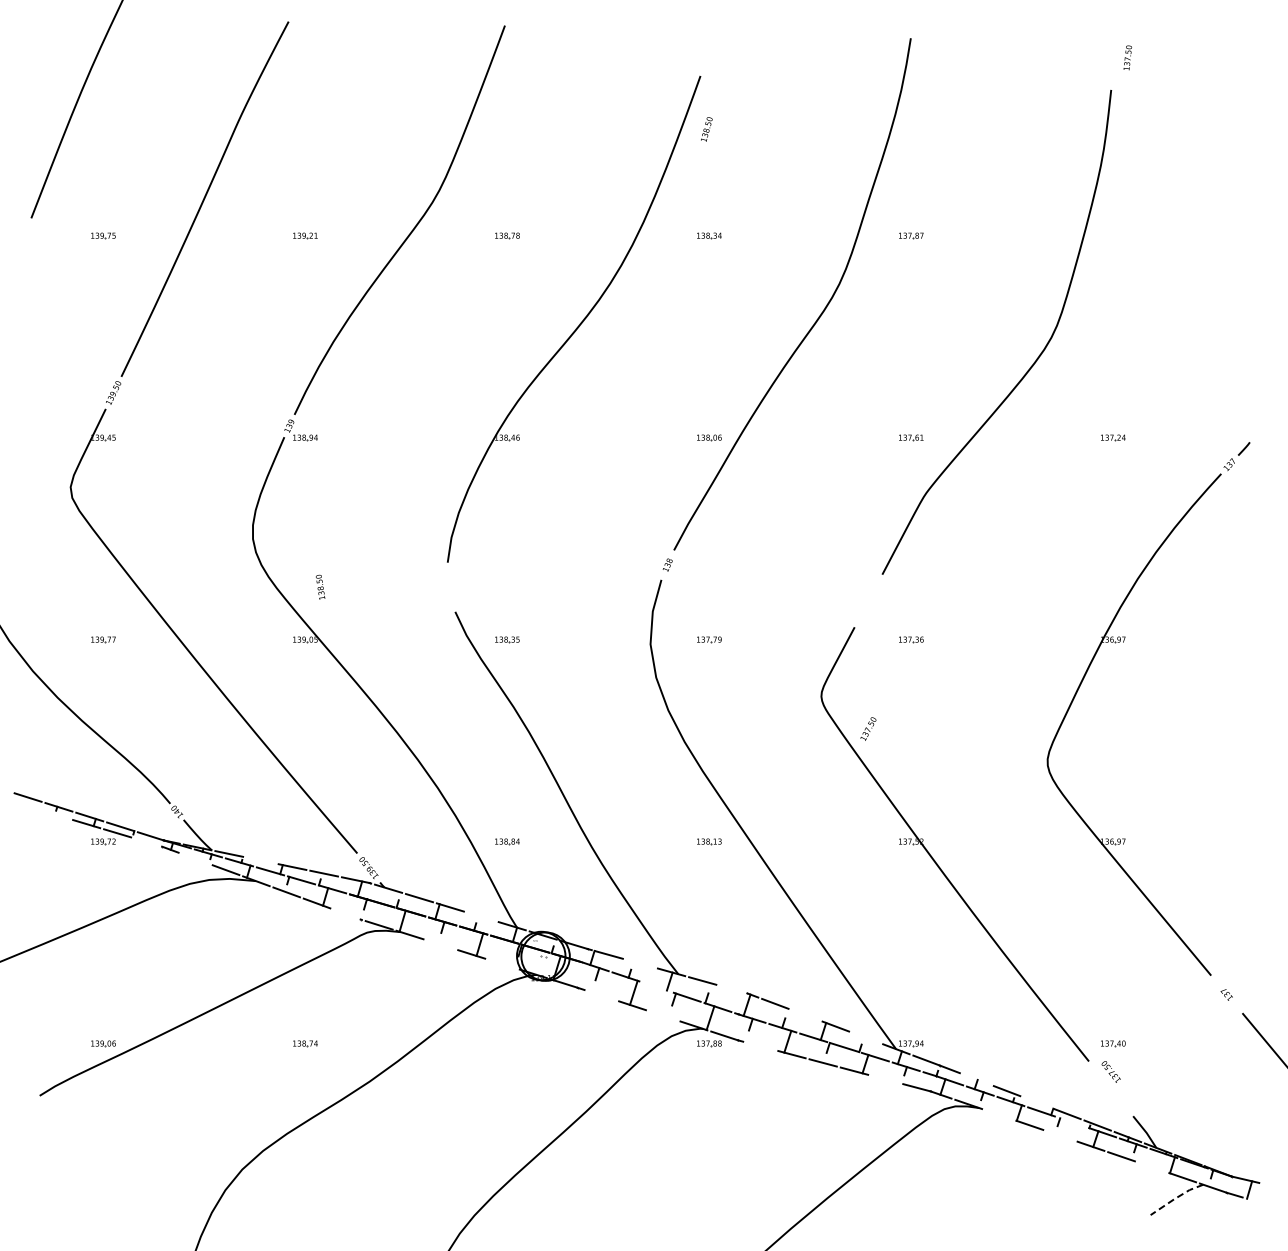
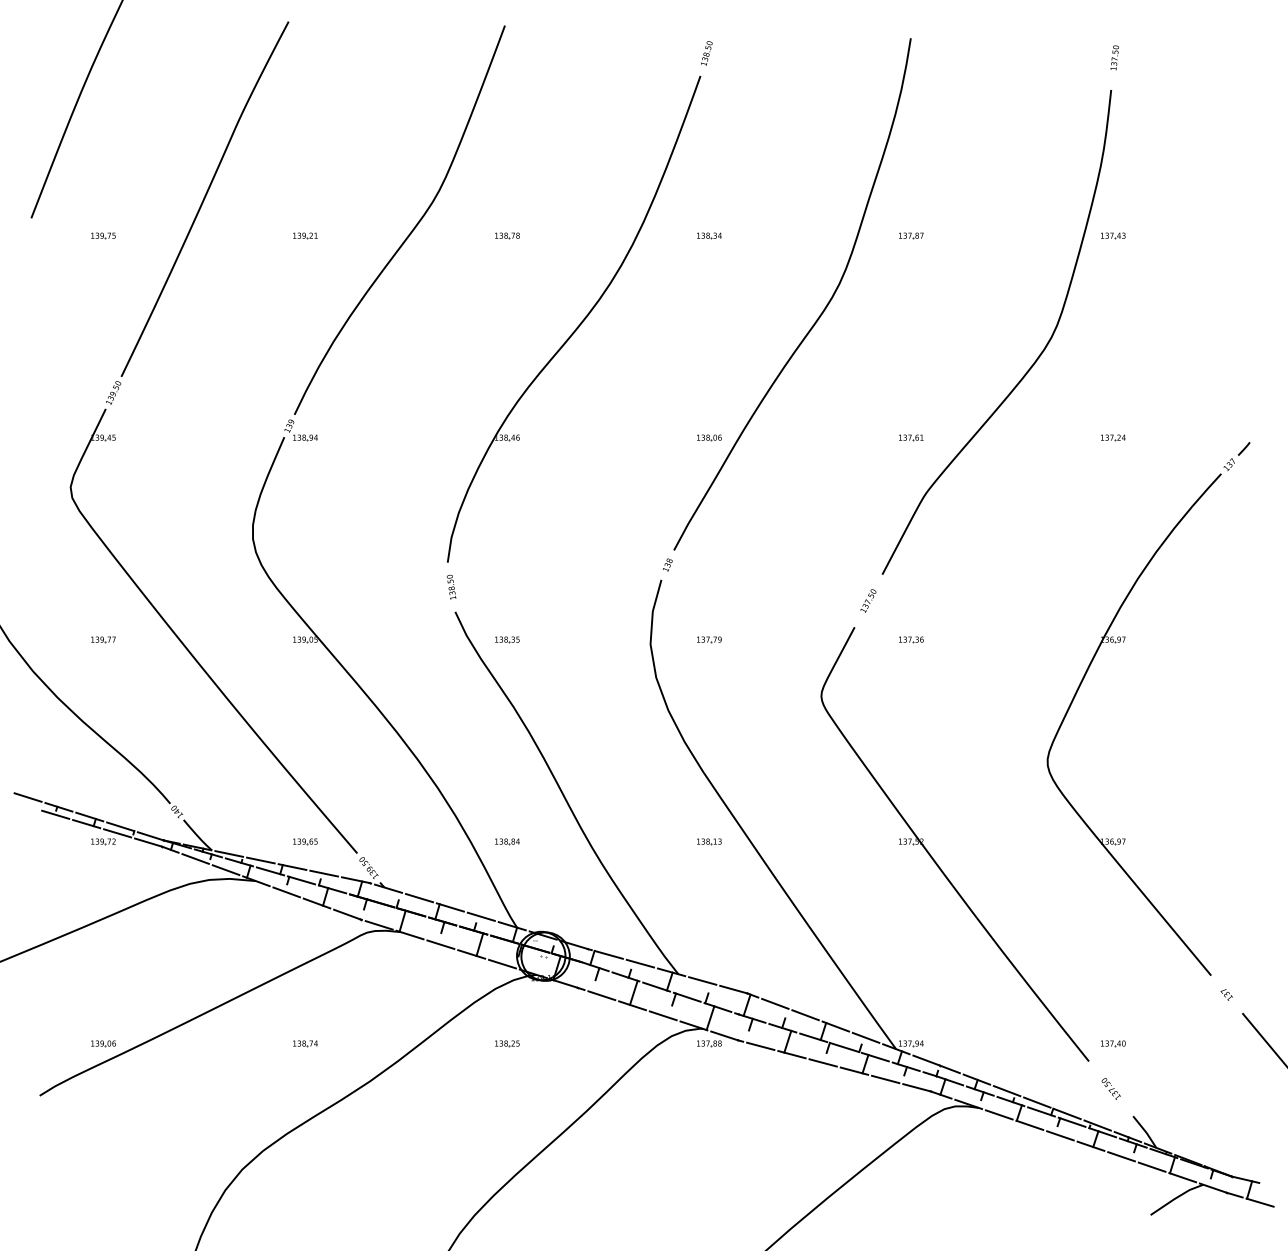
text position: (1127, 57) -> (1114, 57) (1114, 57)
text position: (706, 129) -> (706, 53) (706, 53)
part: none -> present (1113, 235)
text position: (320, 586) -> (451, 586) (451, 586)
text position: (868, 728) -> (868, 600) (868, 600)
line: none -> present (55, 814)
part: none -> present (305, 841)
line: none -> present (148, 842)
line: none -> present (195, 858)
line: none -> present (260, 860)
line: none -> present (347, 914)
line: none -> present (480, 916)
line: none -> present (440, 944)
line: none -> present (502, 963)
line: none -> present (640, 963)
line: none -> present (656, 986)
line: none -> present (733, 989)
line: none -> present (601, 995)
line: none -> present (662, 1015)
line: none -> present (805, 1015)
line: none -> present (865, 1037)
part: none -> present (507, 1043)
line: none -> present (760, 1045)
text position: (1110, 1071) -> (1110, 1088) (1110, 1088)
line: none -> present (885, 1079)
line: none -> present (976, 1079)
line: none -> present (1037, 1102)
line: none -> present (998, 1114)
line: none -> present (1071, 1121)
line: none -> present (1060, 1135)
line: none -> present (1151, 1166)
line: dashed -> solid (1175, 1198)
line: none -> present (1259, 1202)
